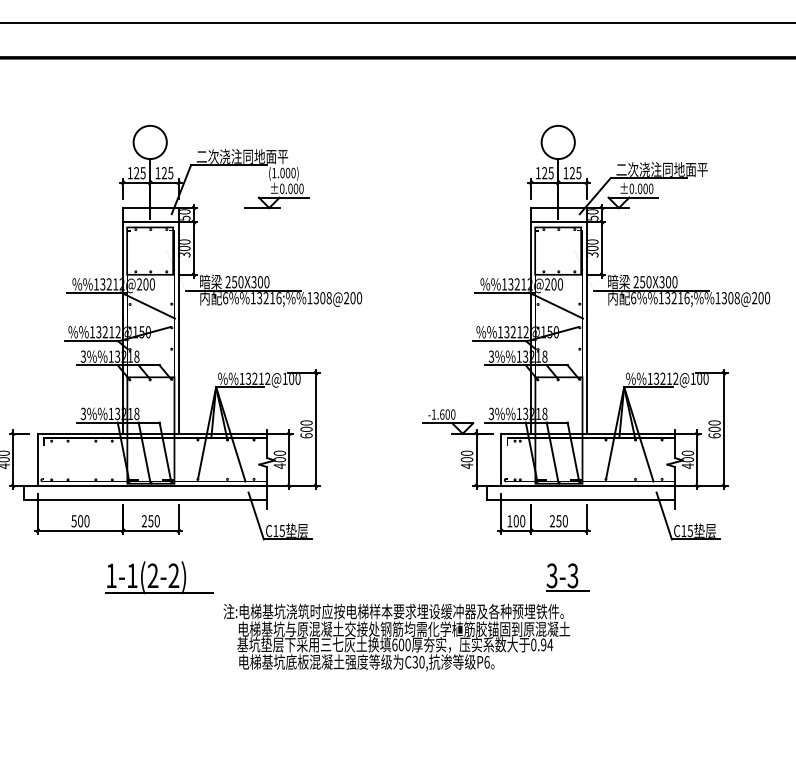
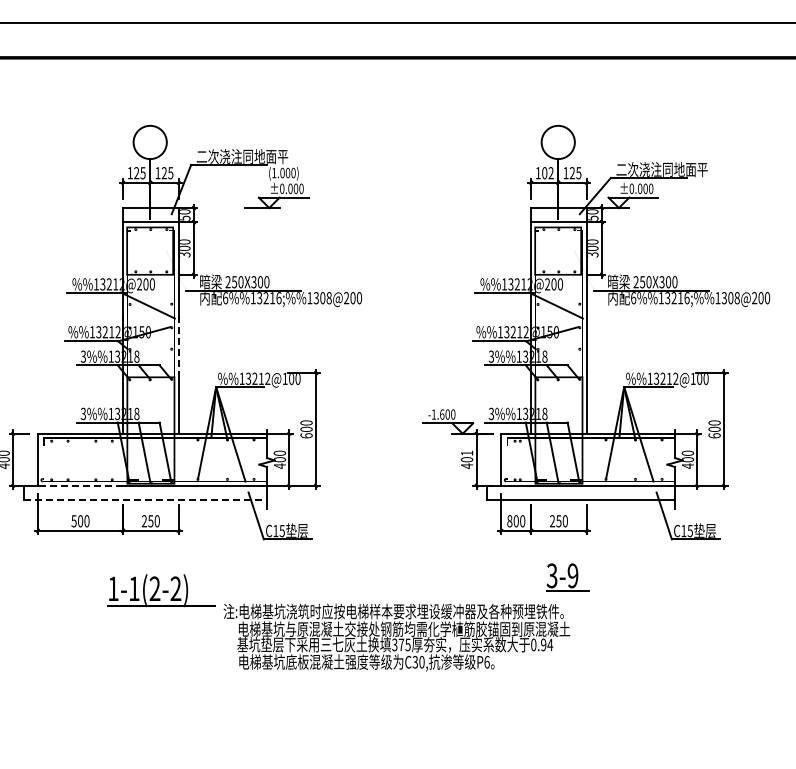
text: 125 -> 102 (547, 173)
line: solid -> dashed (178, 345)
text: 400 -> 401 (466, 452)
line: solid -> dashed (80, 485)
line: solid -> dashed (146, 499)
text: 100 -> 800 (509, 521)
text: 3-3 -> 3-9 (572, 575)
text position: (159, 577) -> (161, 590) (161, 590)
text: 600 -> 375 (401, 644)
